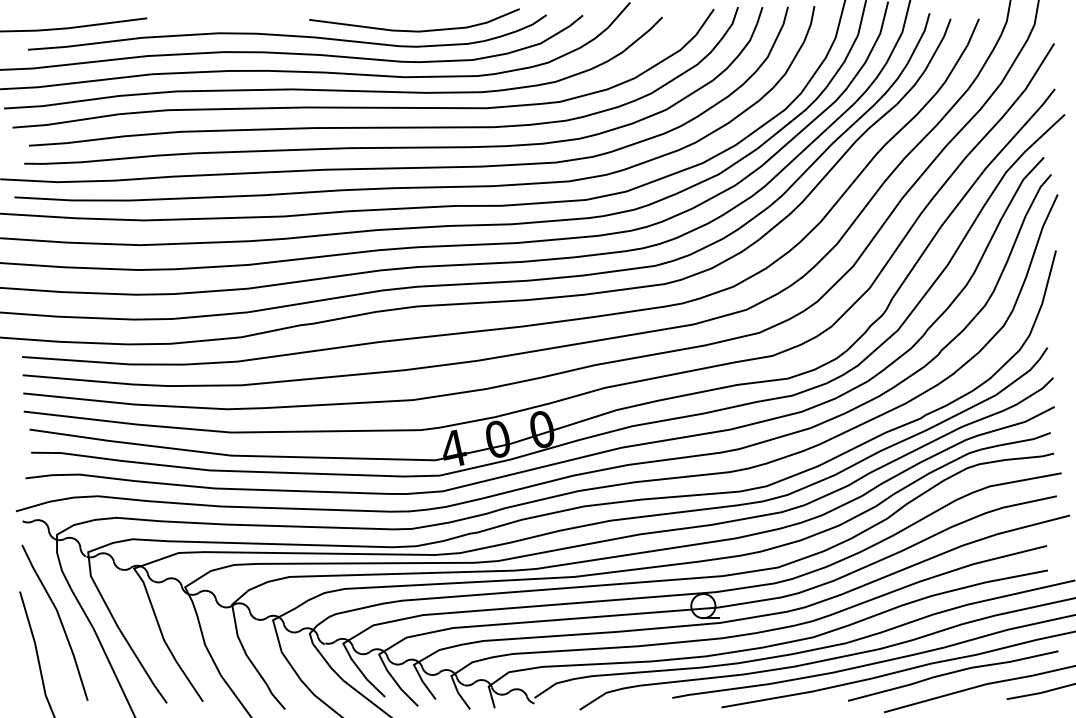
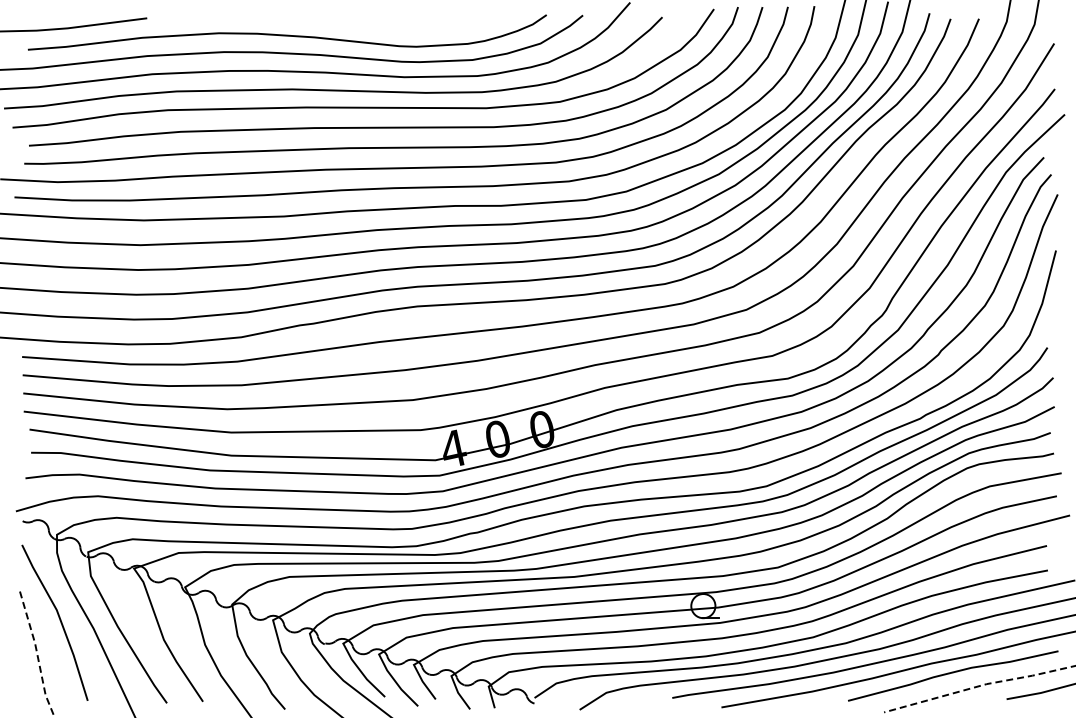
curve: present -> none (414, 30)
line: solid -> dashed (37, 654)
line: solid -> dashed (980, 685)
